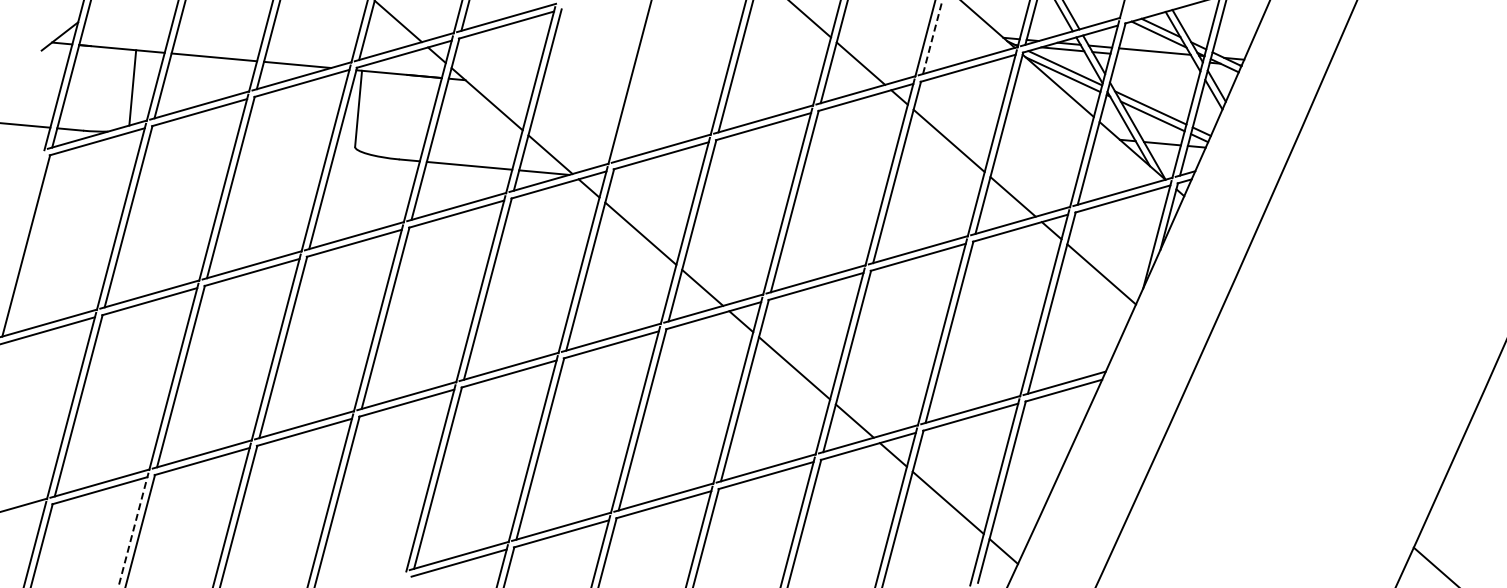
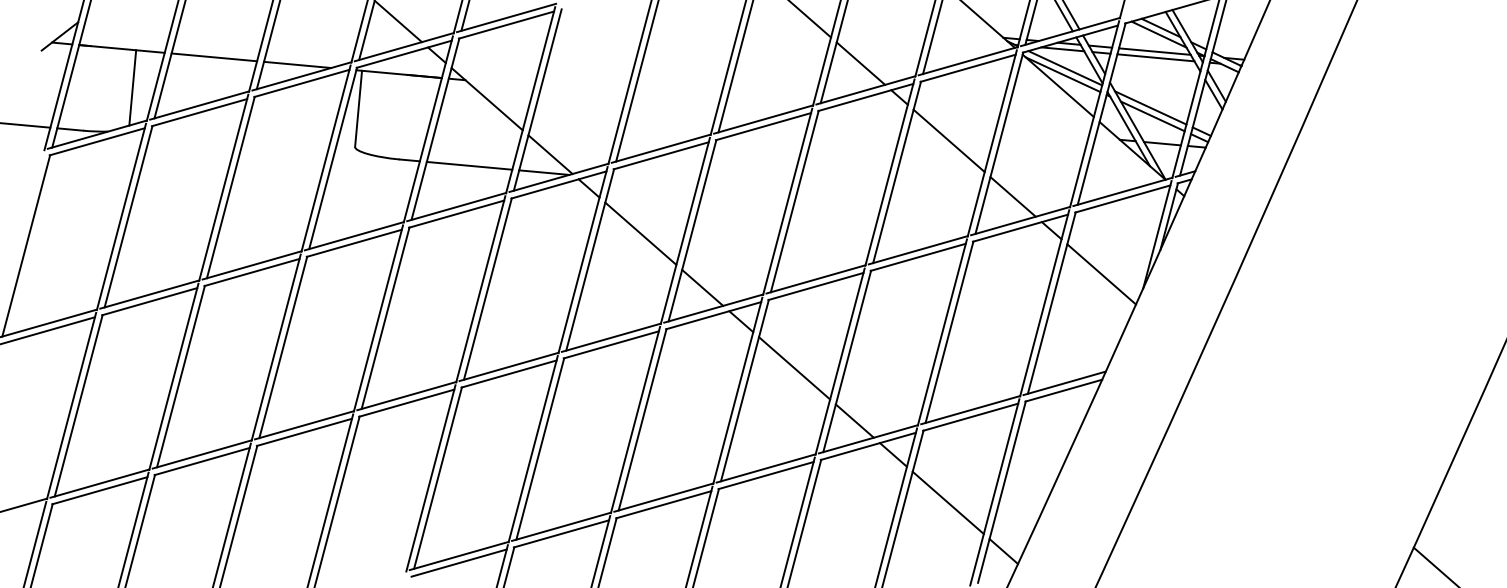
line: dashed -> solid (932, 37)
line: none -> present (1155, 57)
line: none -> present (637, 81)
line: dashed -> solid (133, 529)
